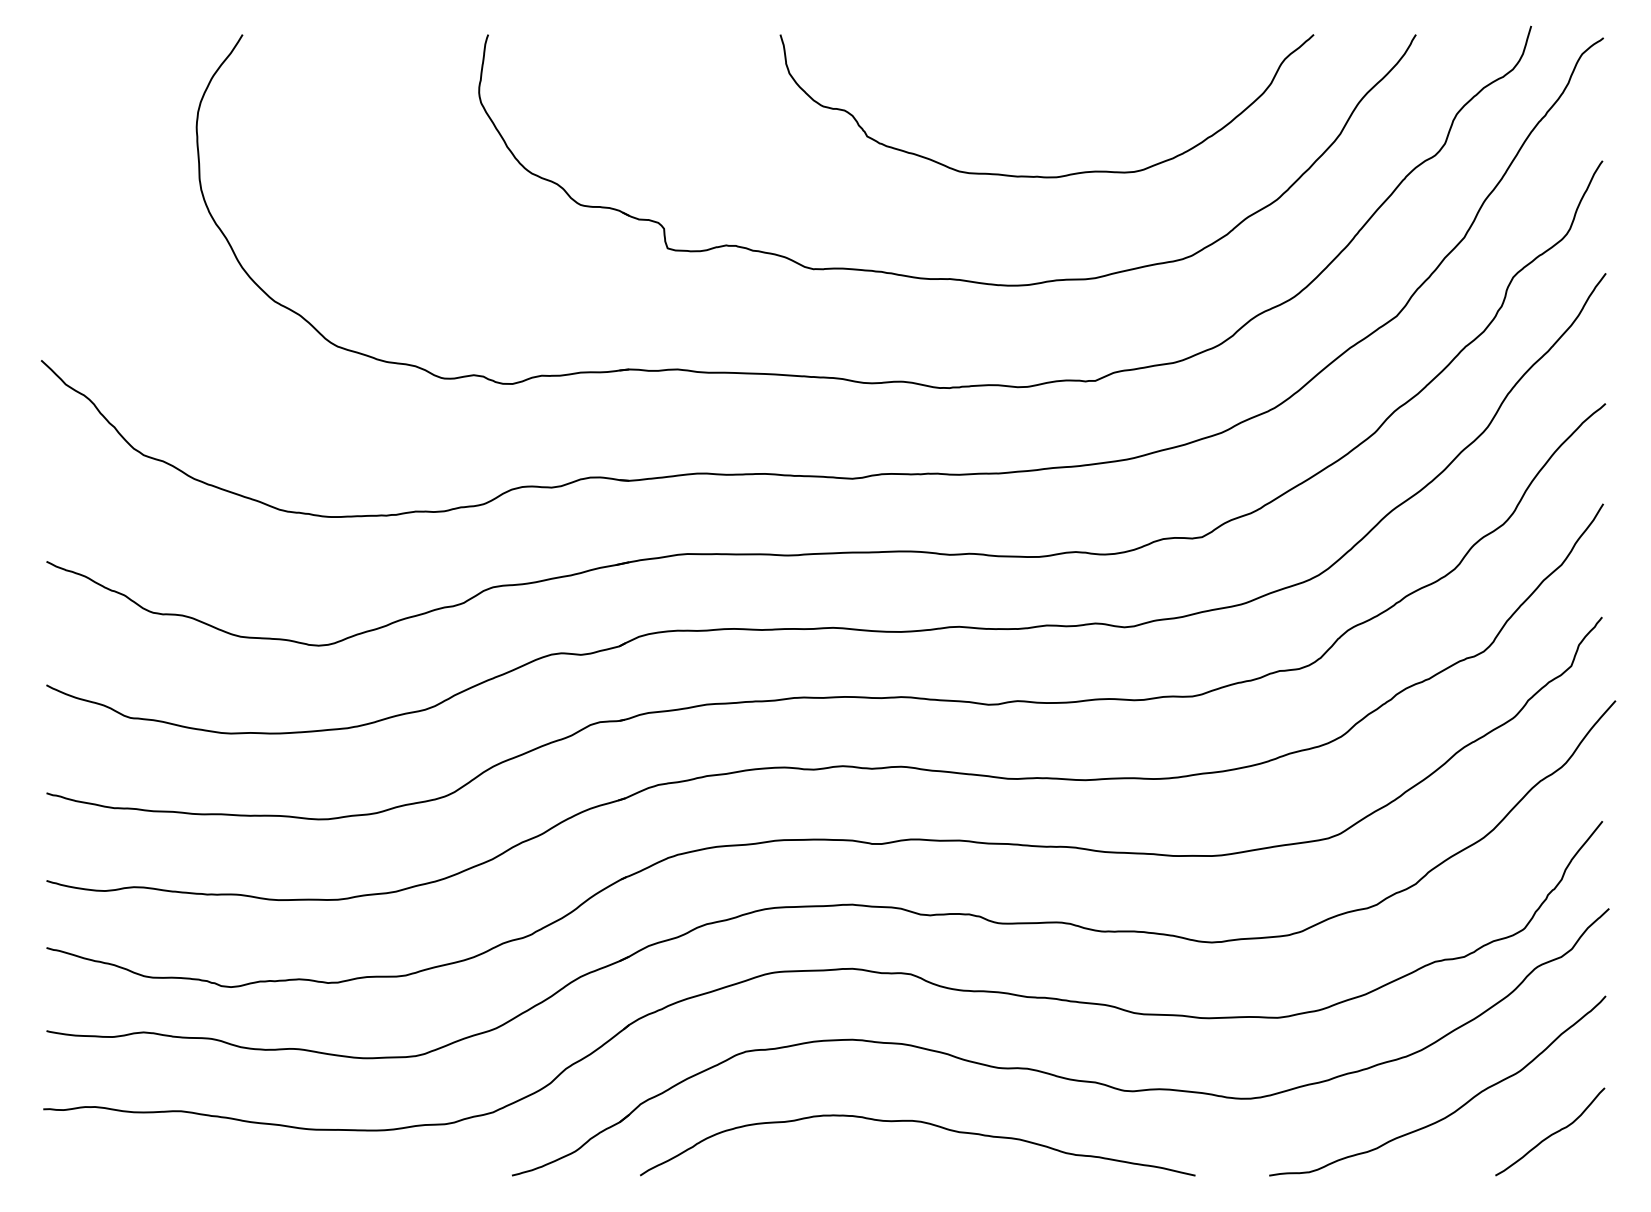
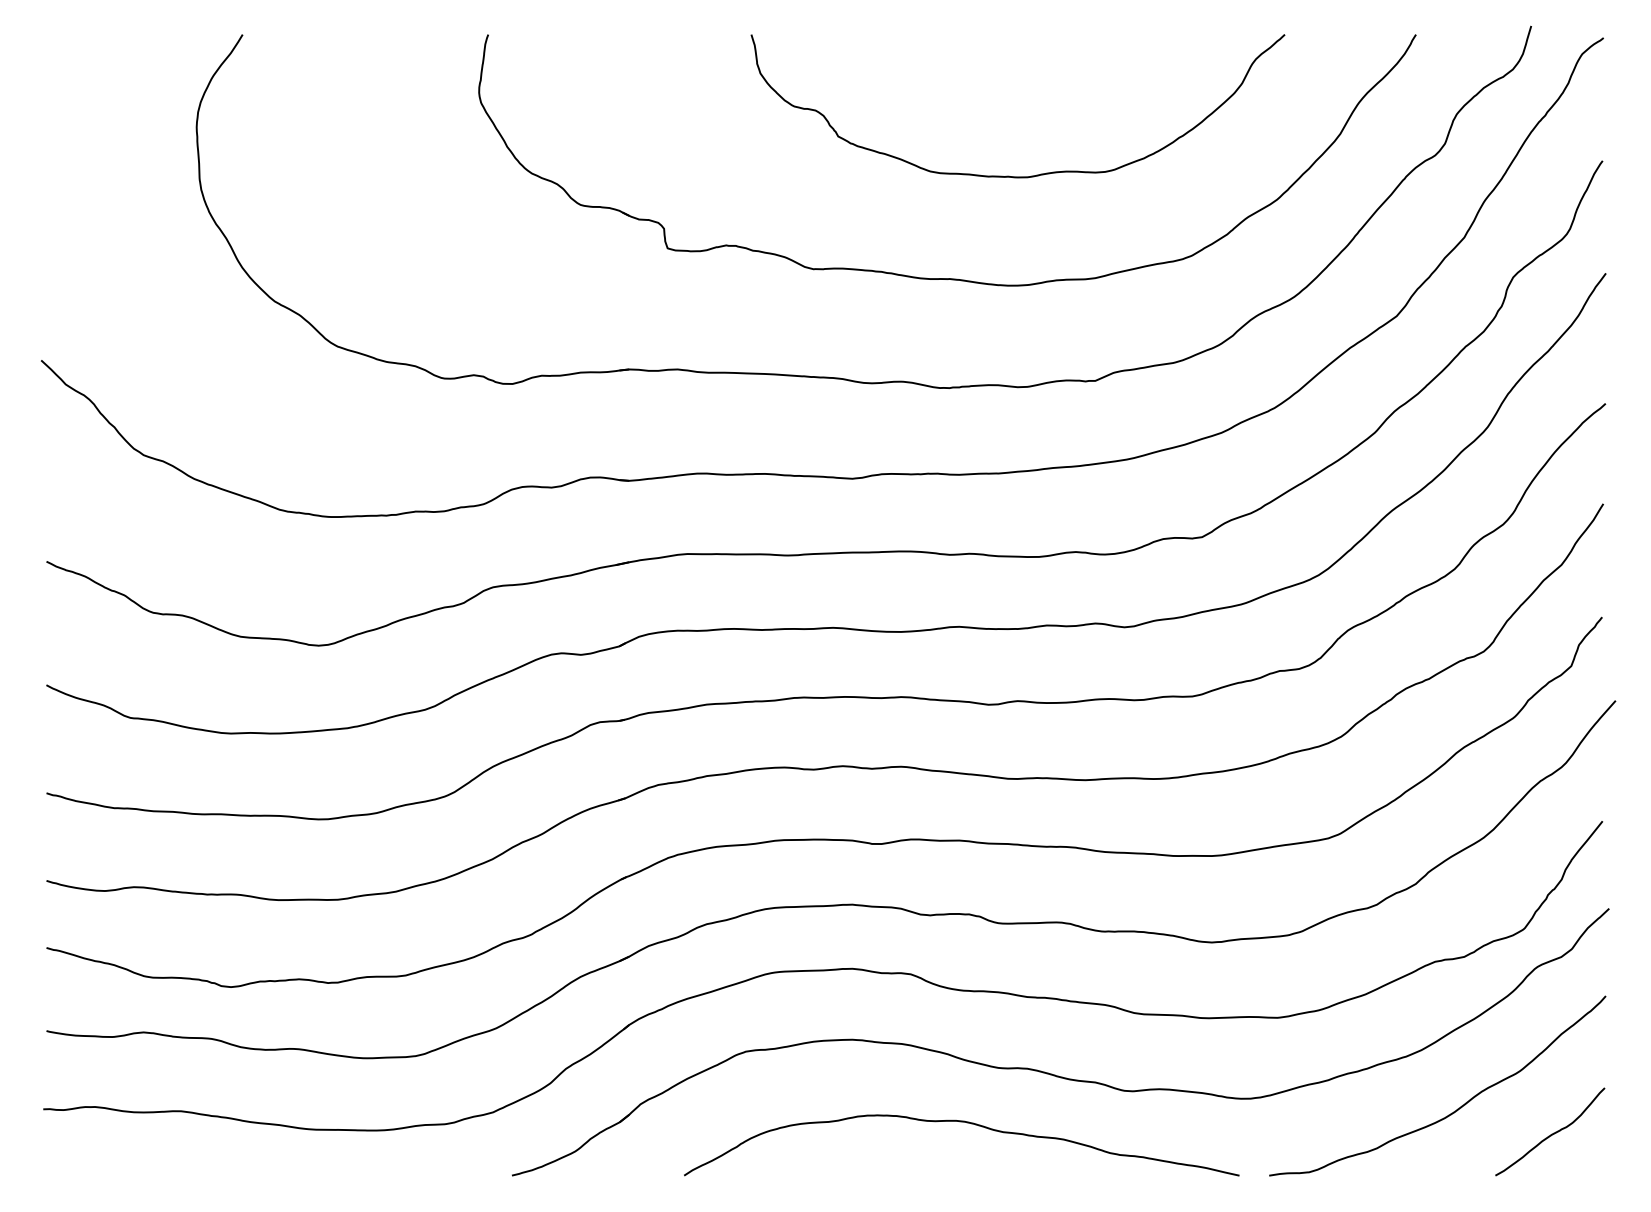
curve position: (1038, 175) -> (1009, 175) (1009, 175)
curve position: (923, 1123) -> (967, 1123) (967, 1123)
